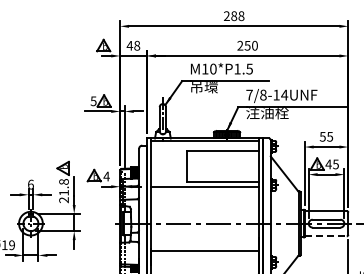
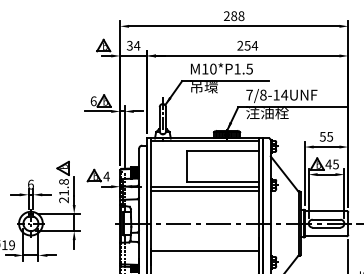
text: 48 -> 34 (133, 45)
text: 250 -> 254 (254, 45)
text: 5 -> 6 (93, 101)
line: none -> present (204, 190)
line: dashed -> solid (325, 236)
